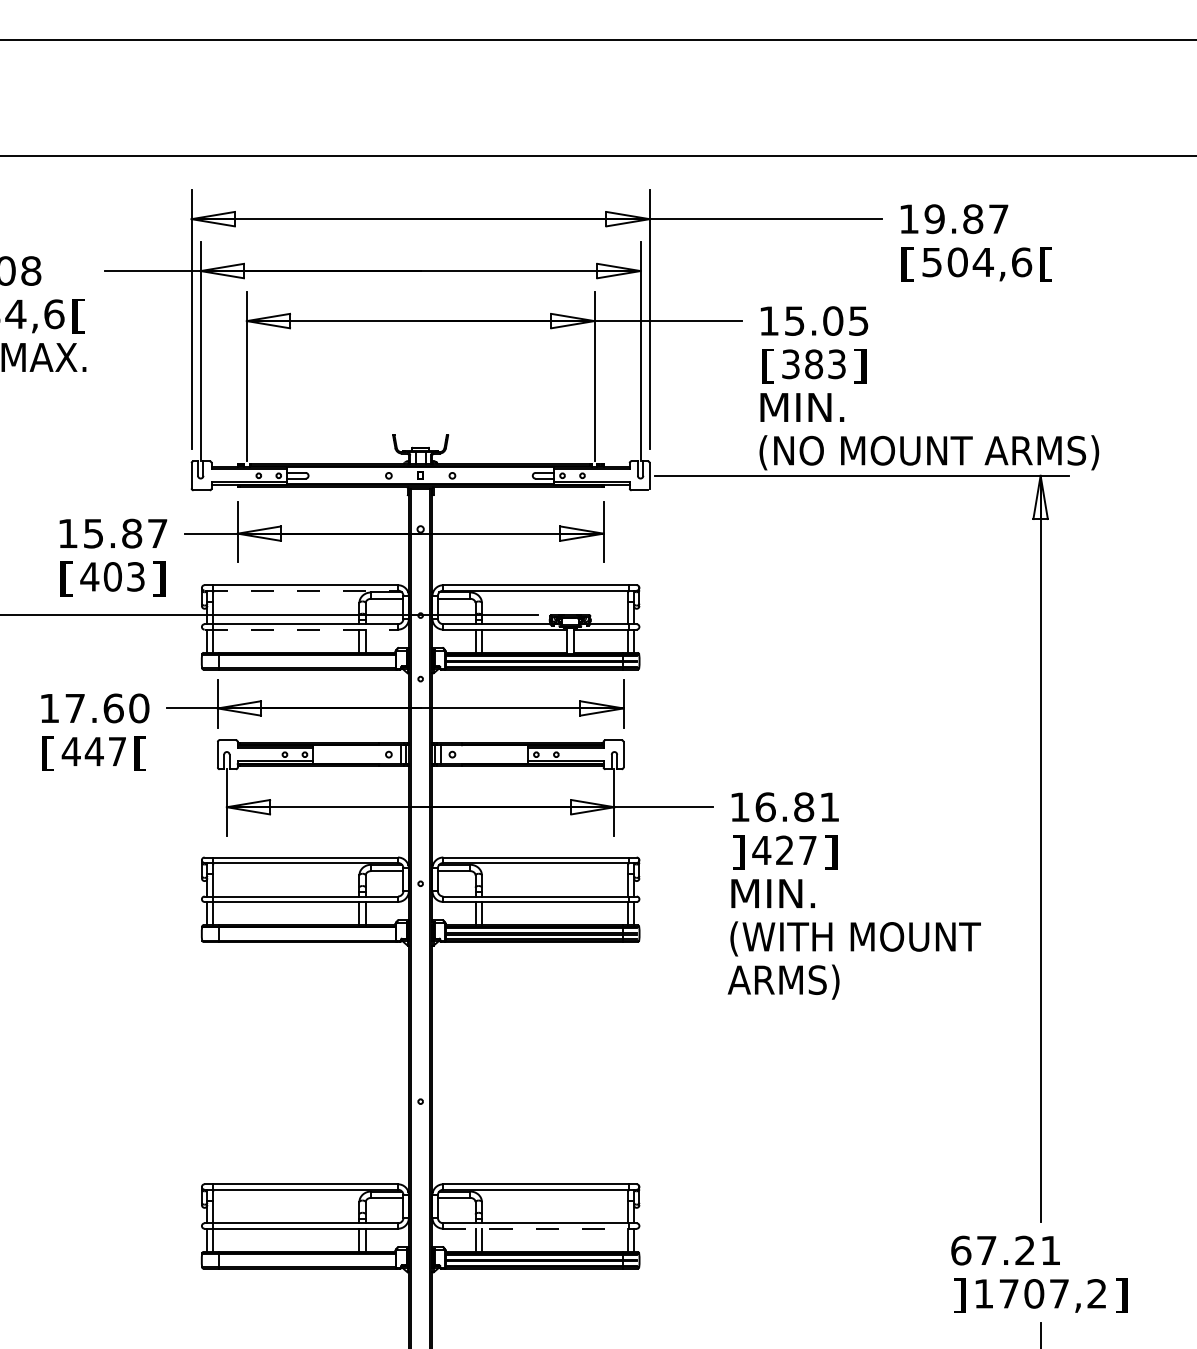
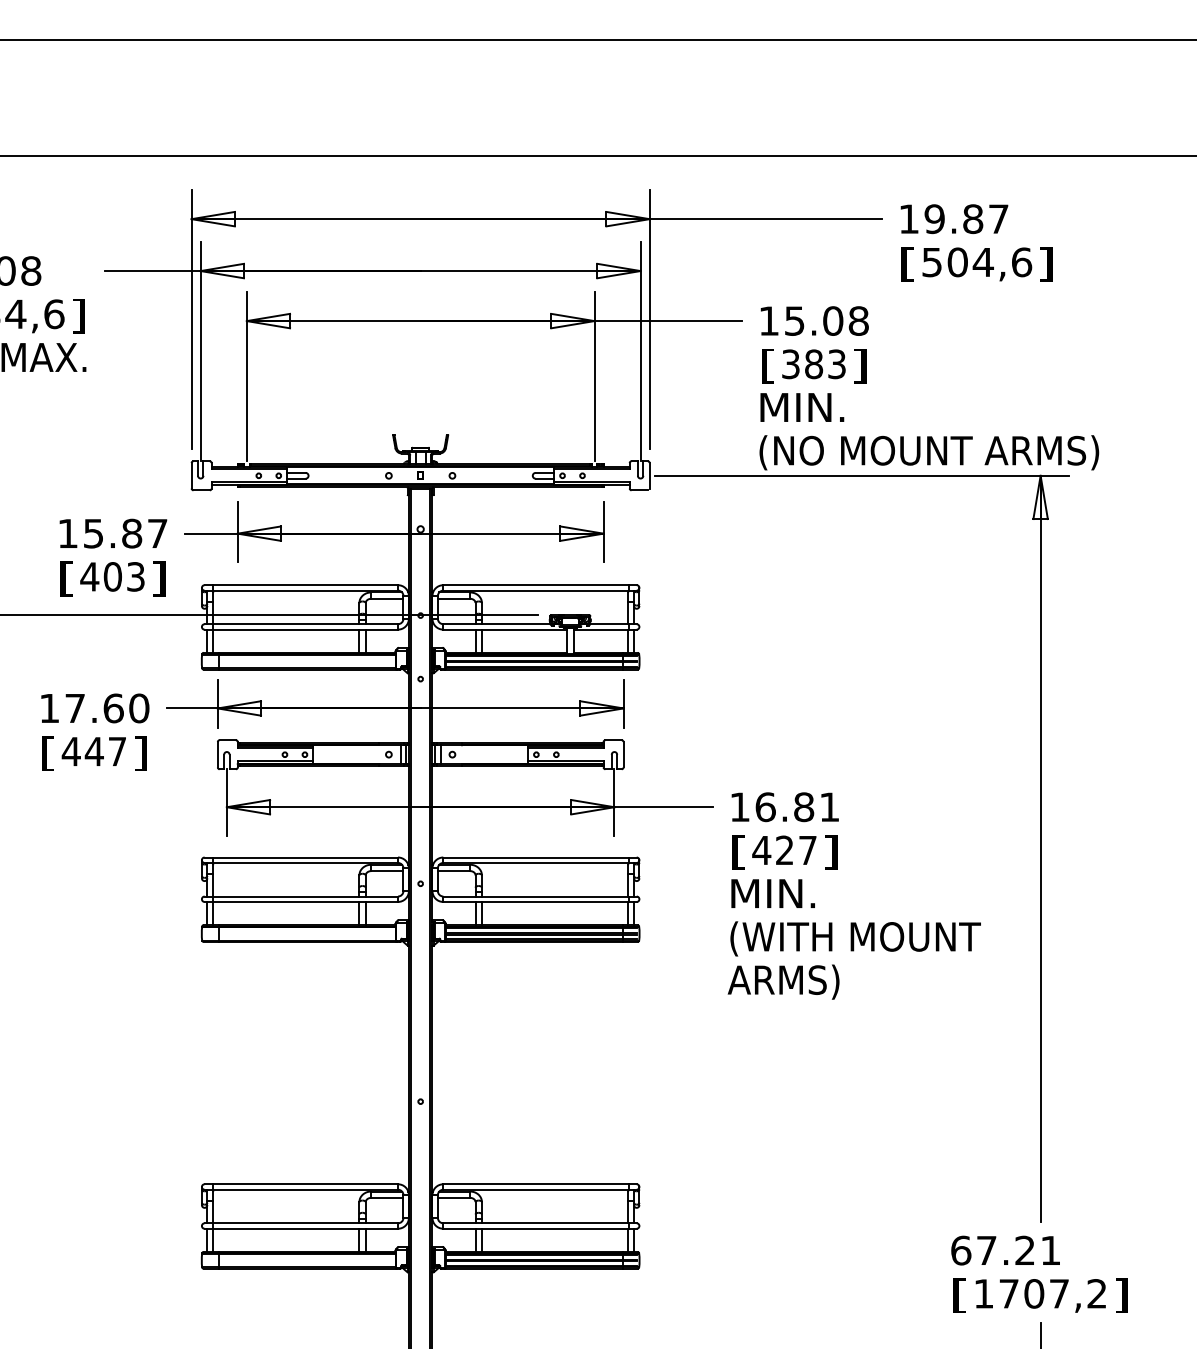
text: [ -> ] (1046, 264)
text: [ -> ] (78, 316)
text: 15.05 -> 15.08 (858, 320)
line: dashed -> solid (301, 590)
line: dashed -> solid (301, 629)
text: [ -> ] (140, 753)
text: ] -> [ (738, 852)
line: dashed -> solid (540, 1228)
text: ] -> [ (959, 1295)
